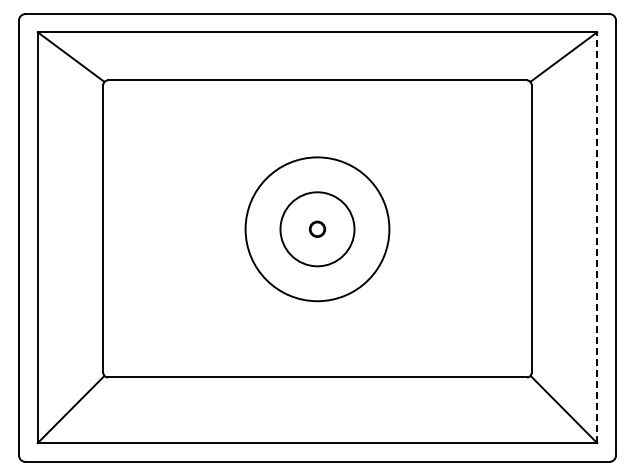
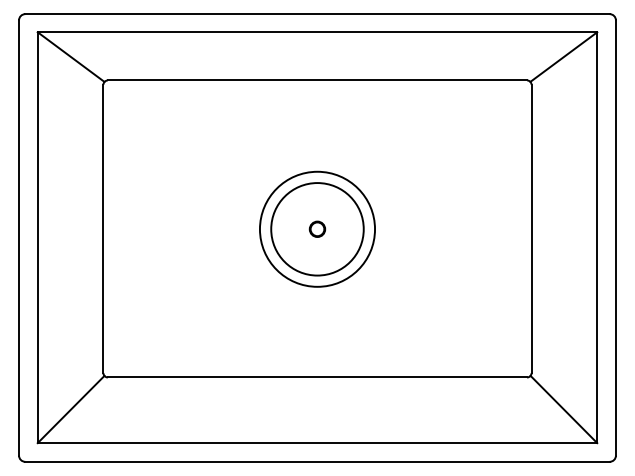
circle diameter: 144 px -> 115 px (317, 228)
circle diameter: 74 px -> 93 px (317, 229)
line: dashed -> solid (597, 237)
